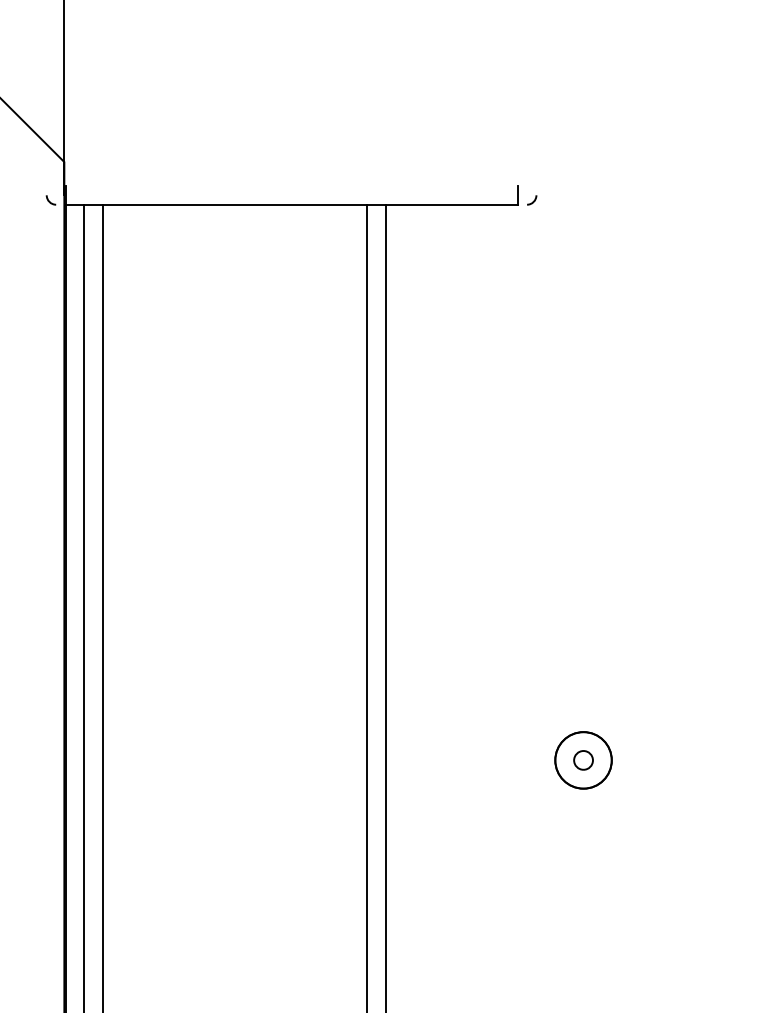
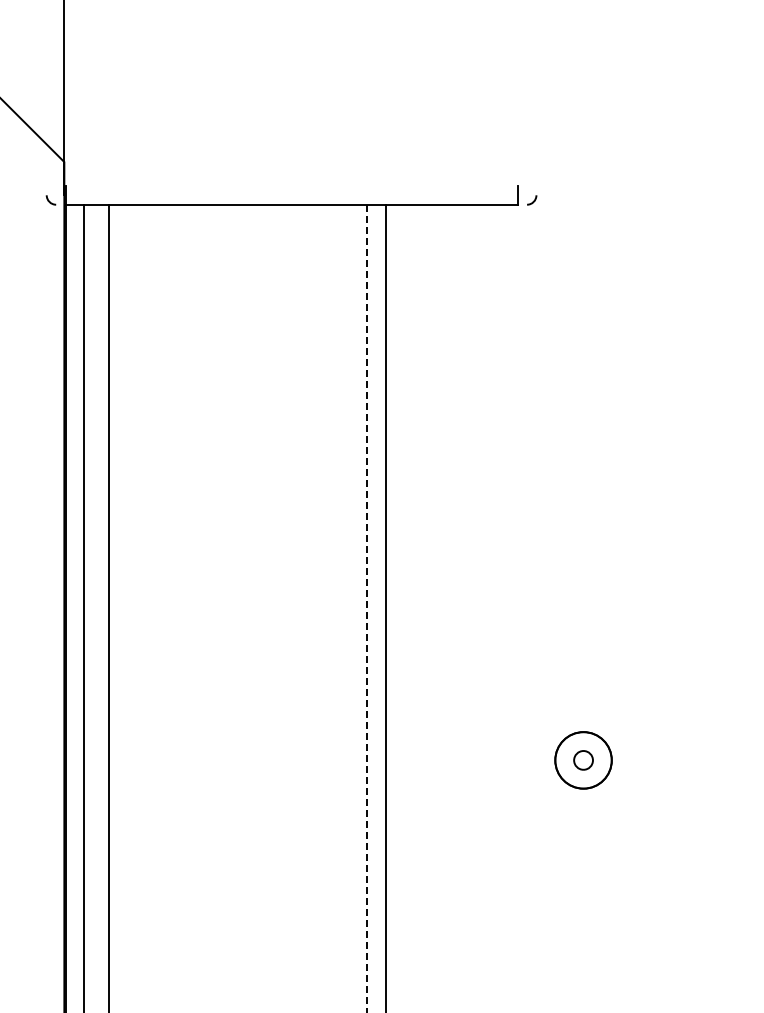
line position: (103, 606) -> (109, 606) (109, 606)
line: solid -> dashed (366, 608)
